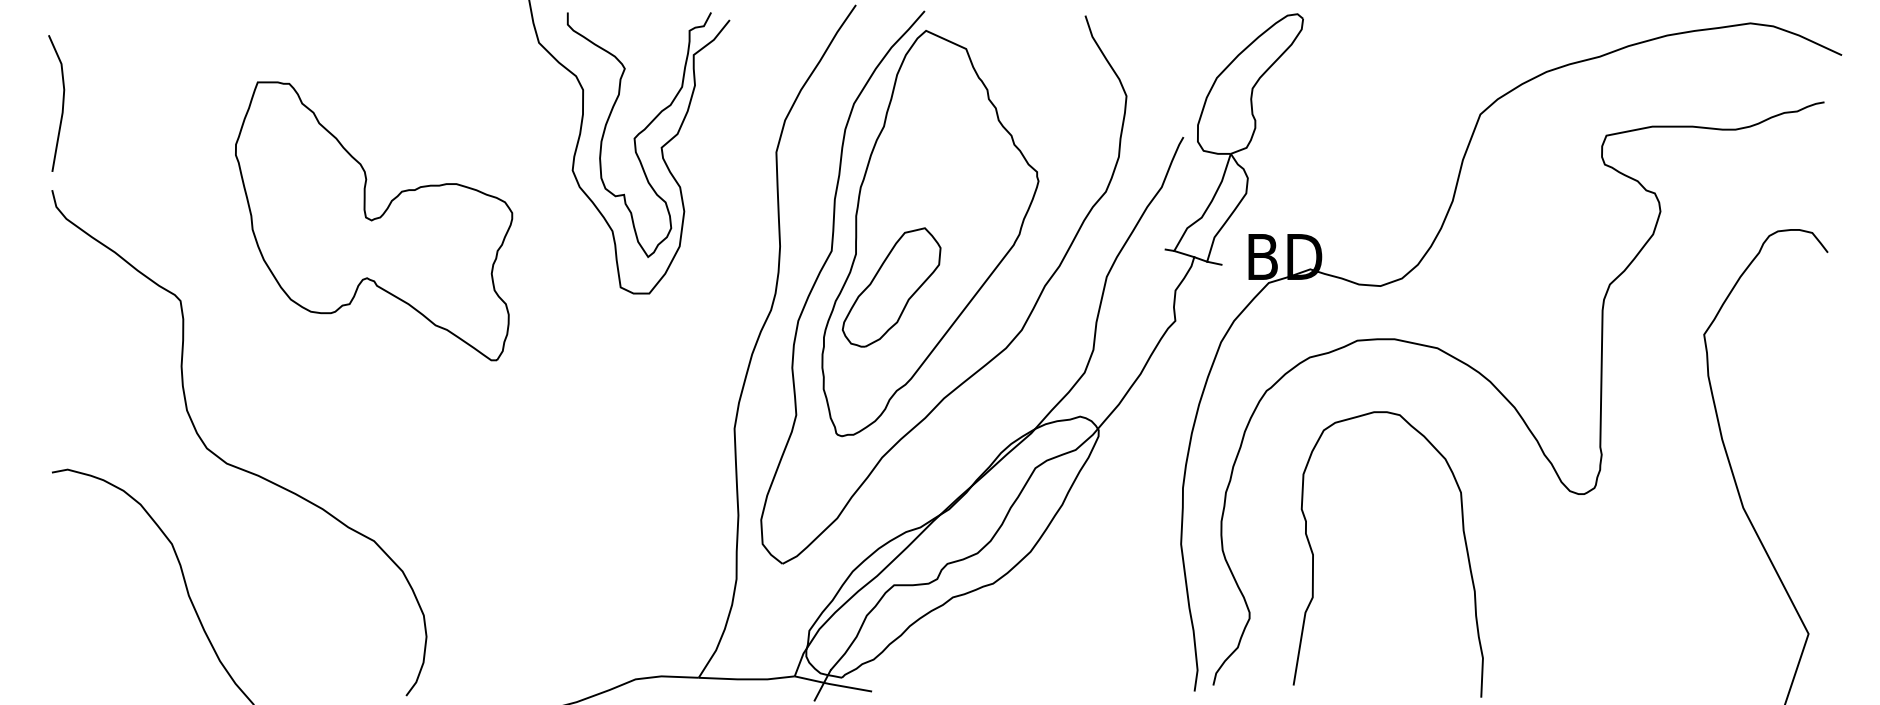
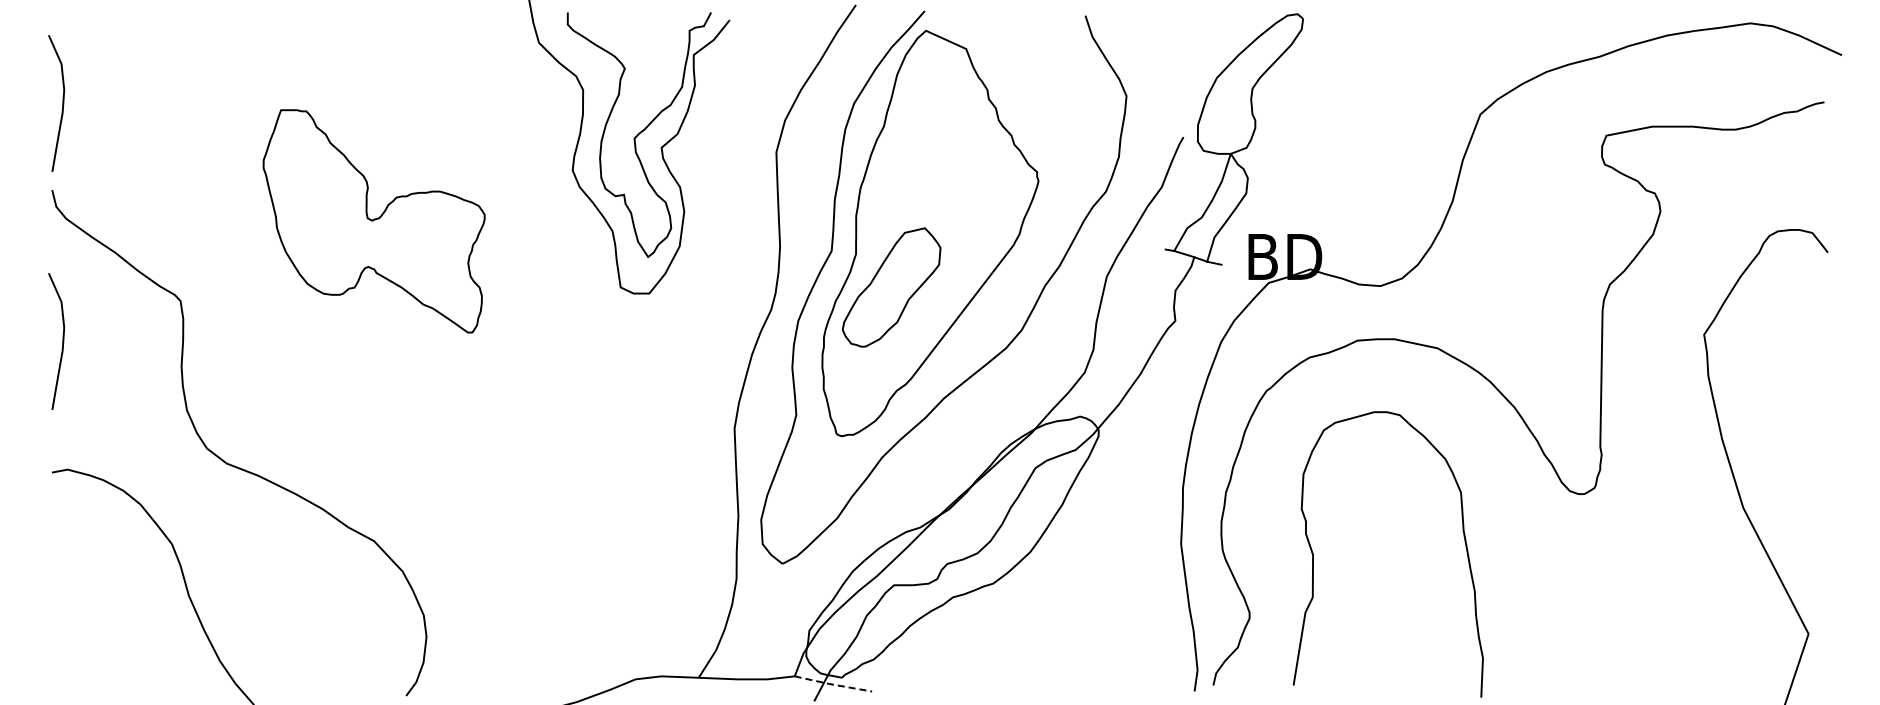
part size: 279x281 px -> 224x225 px (373, 221)
curve: none -> present (62, 341)
line: solid -> dashed (833, 684)
